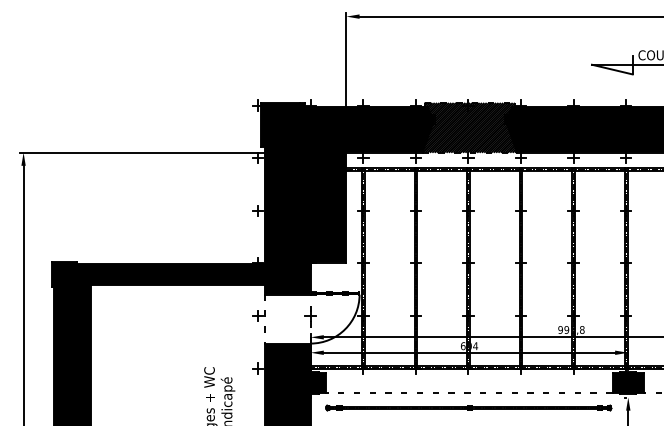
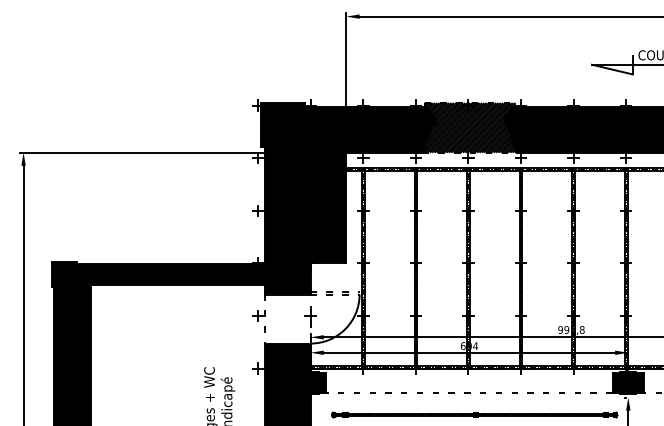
fill: present -> none (334, 293)
part position: (468, 407) -> (474, 414) (474, 414)
